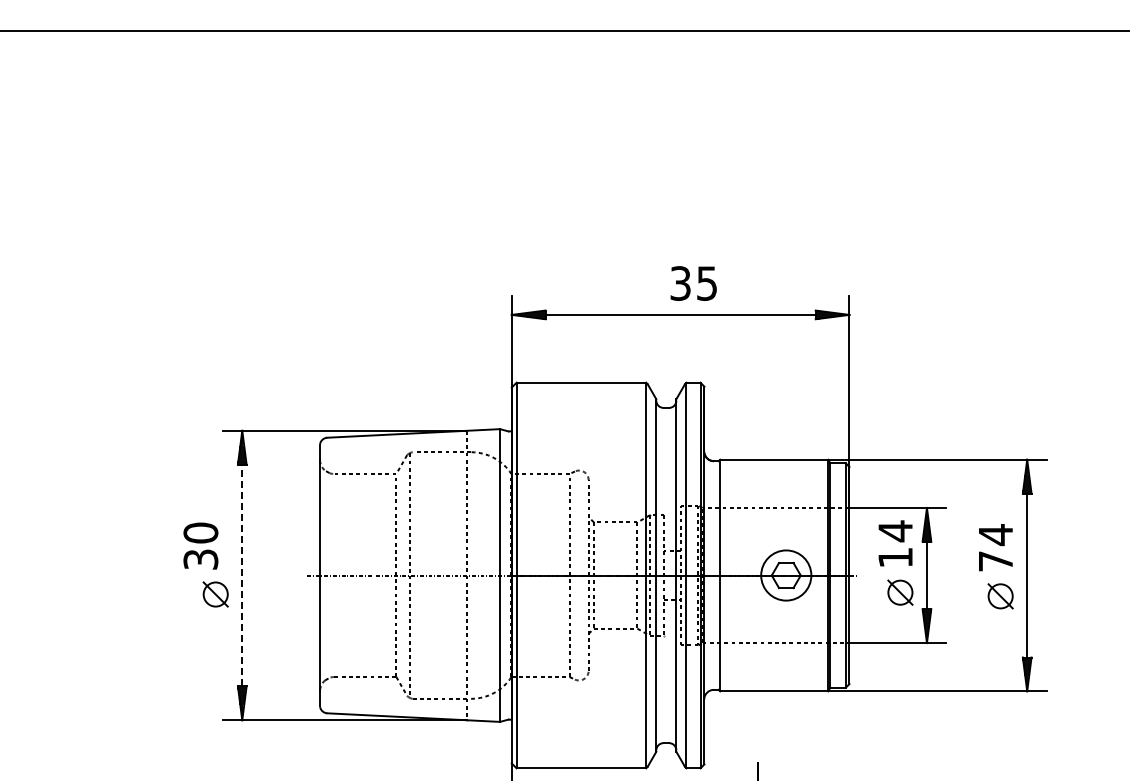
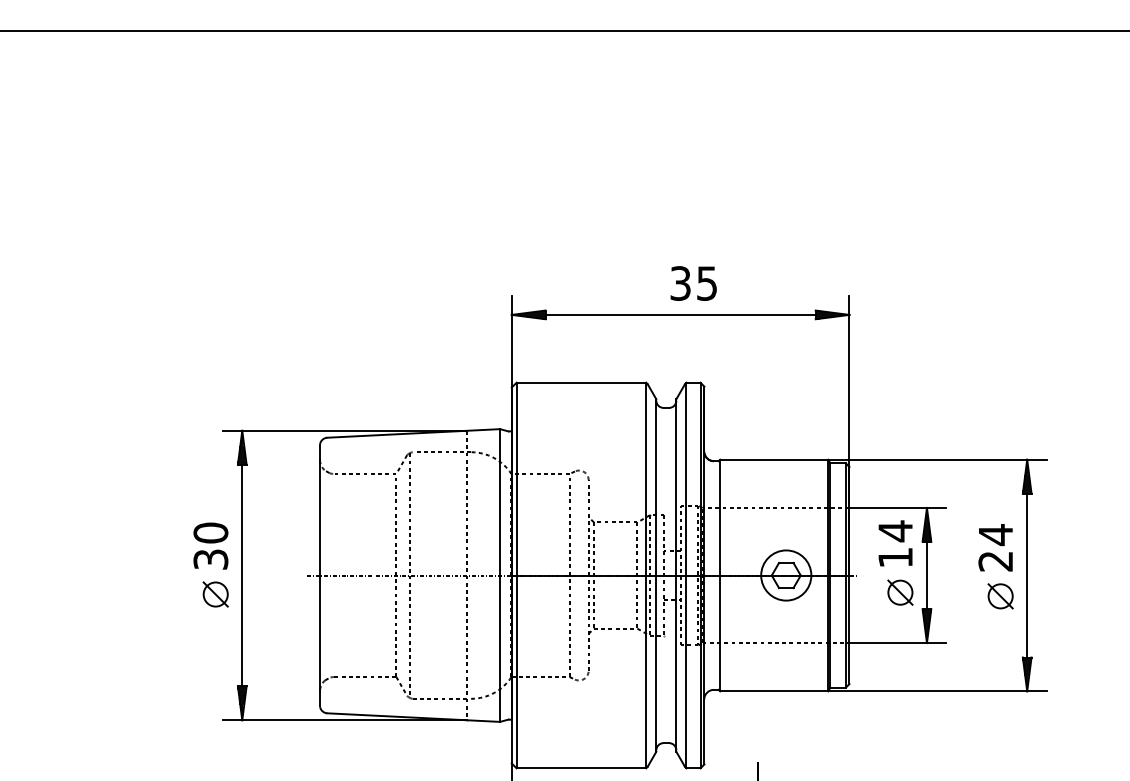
text position: (200, 545) -> (210, 545) (210, 545)
text: 74 -> 24 (995, 561)
line: dashed -> solid (242, 575)
